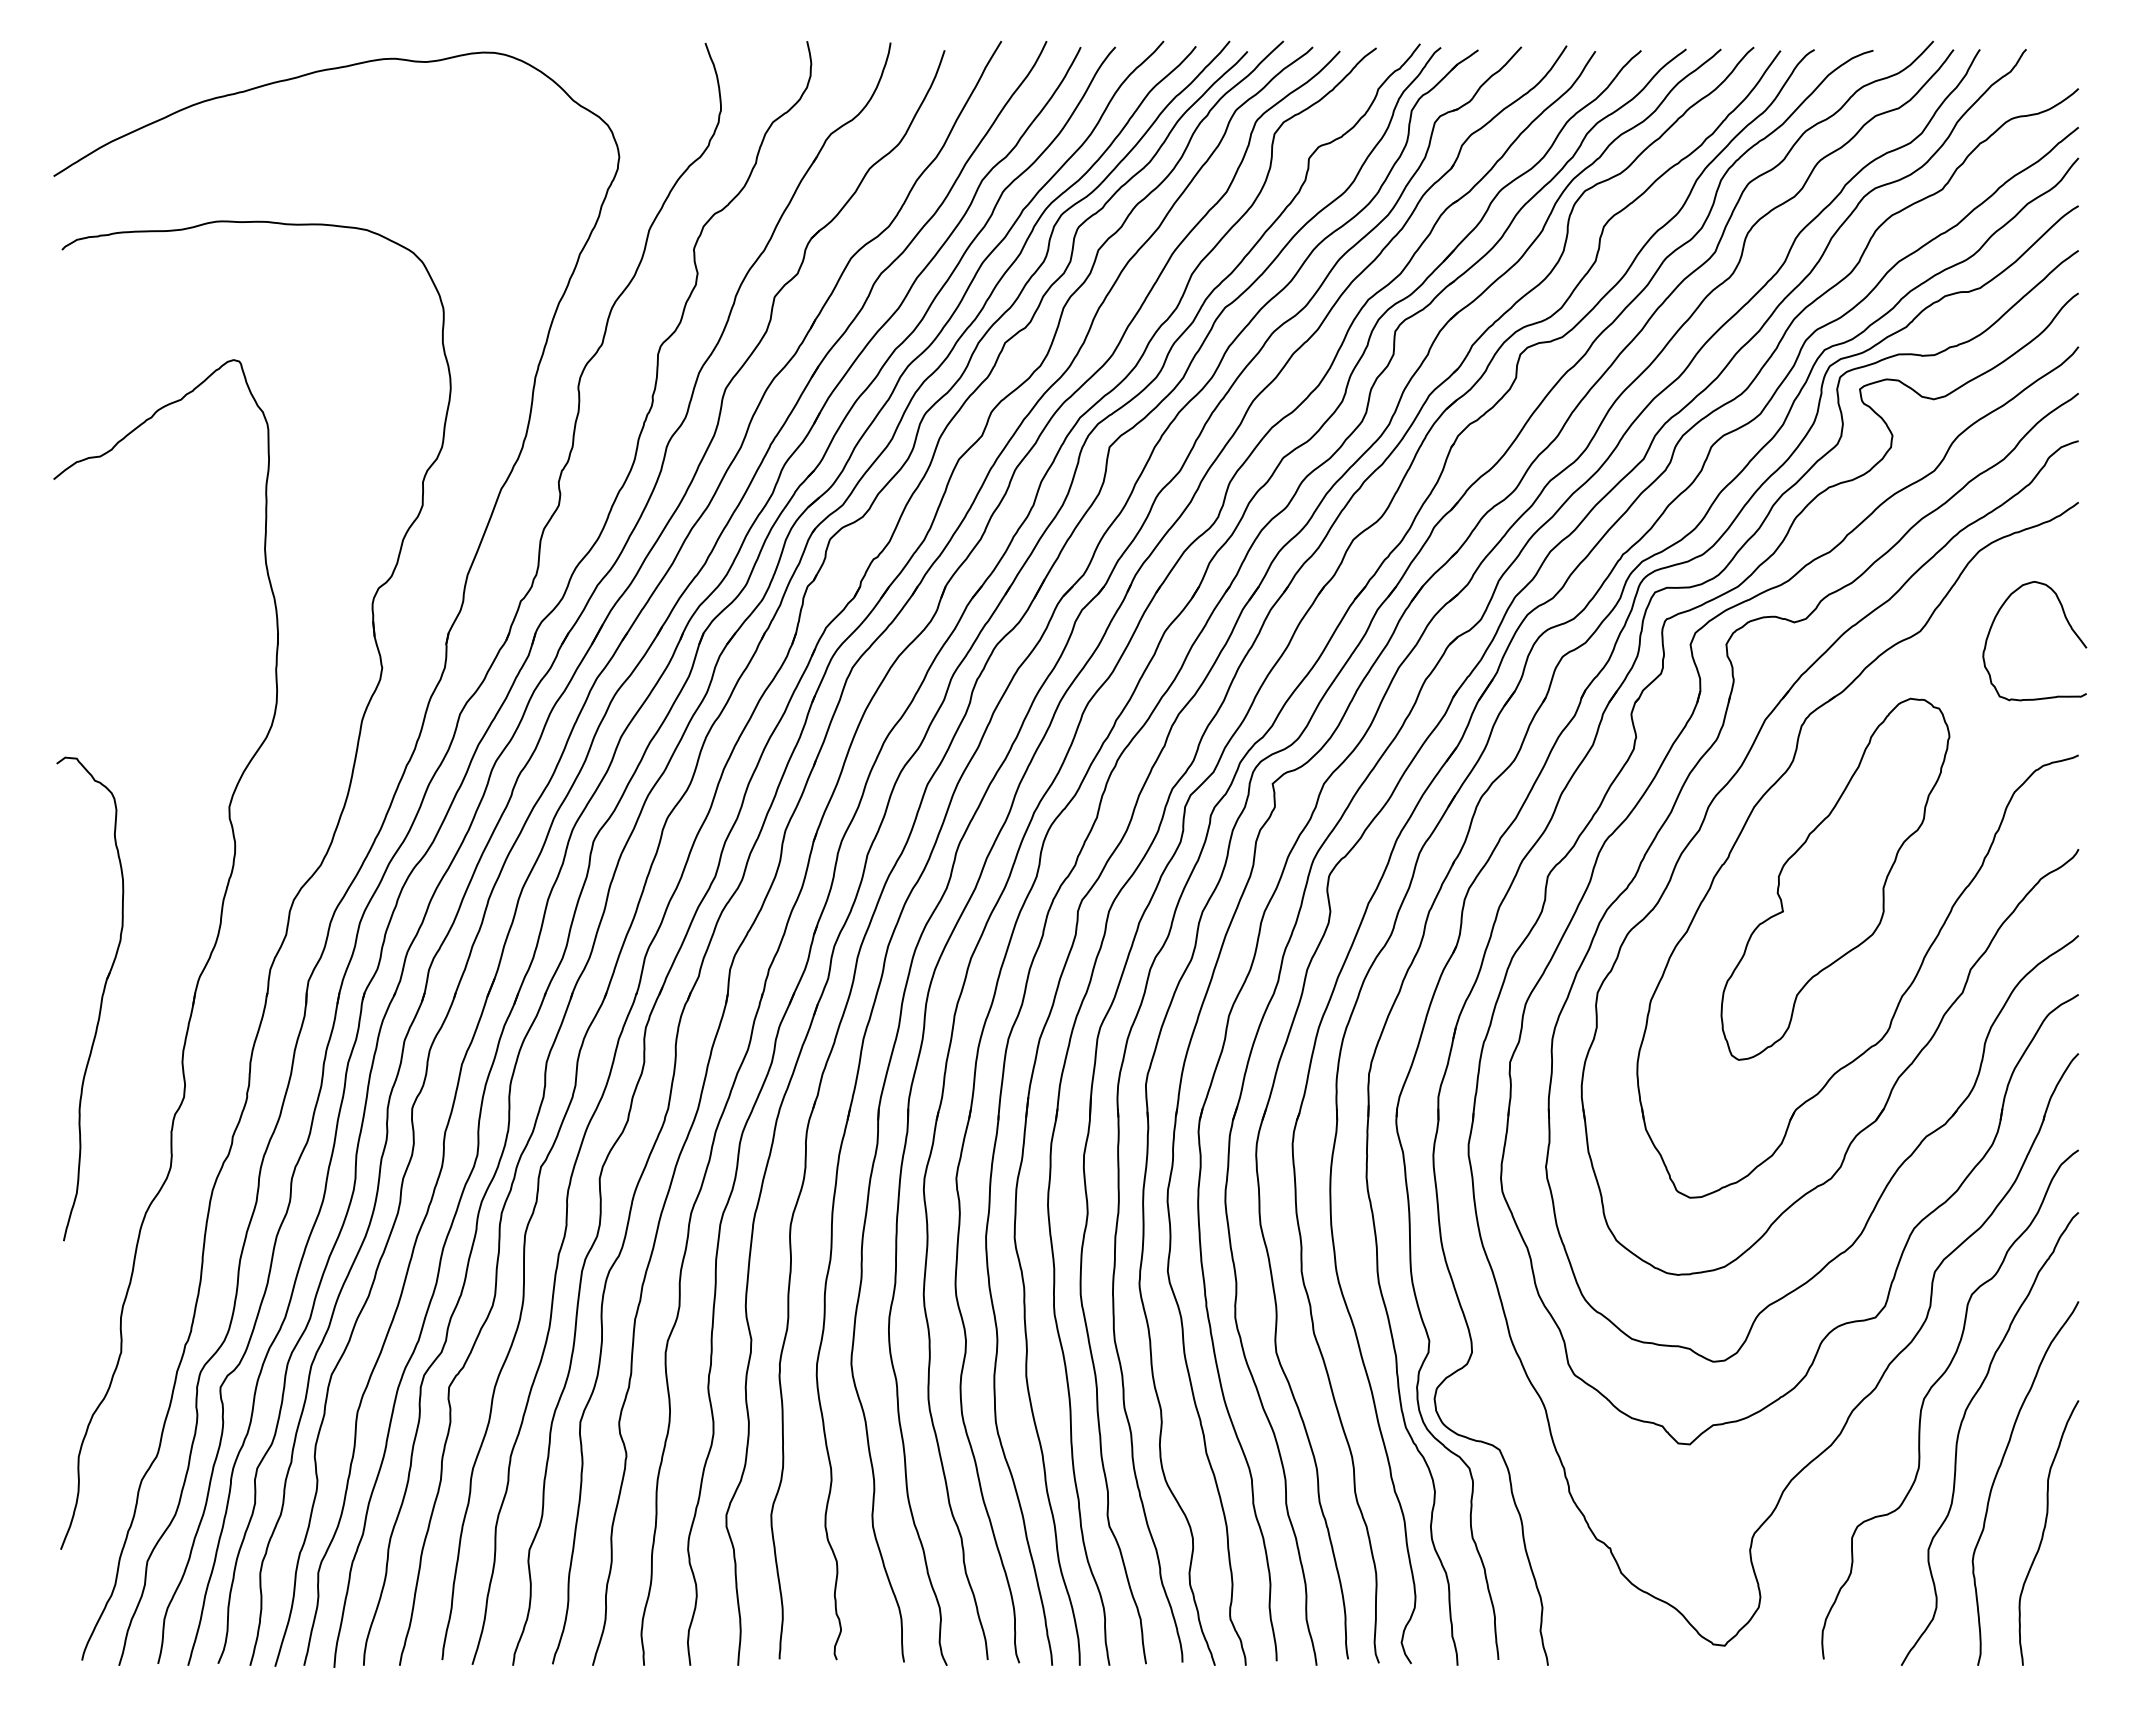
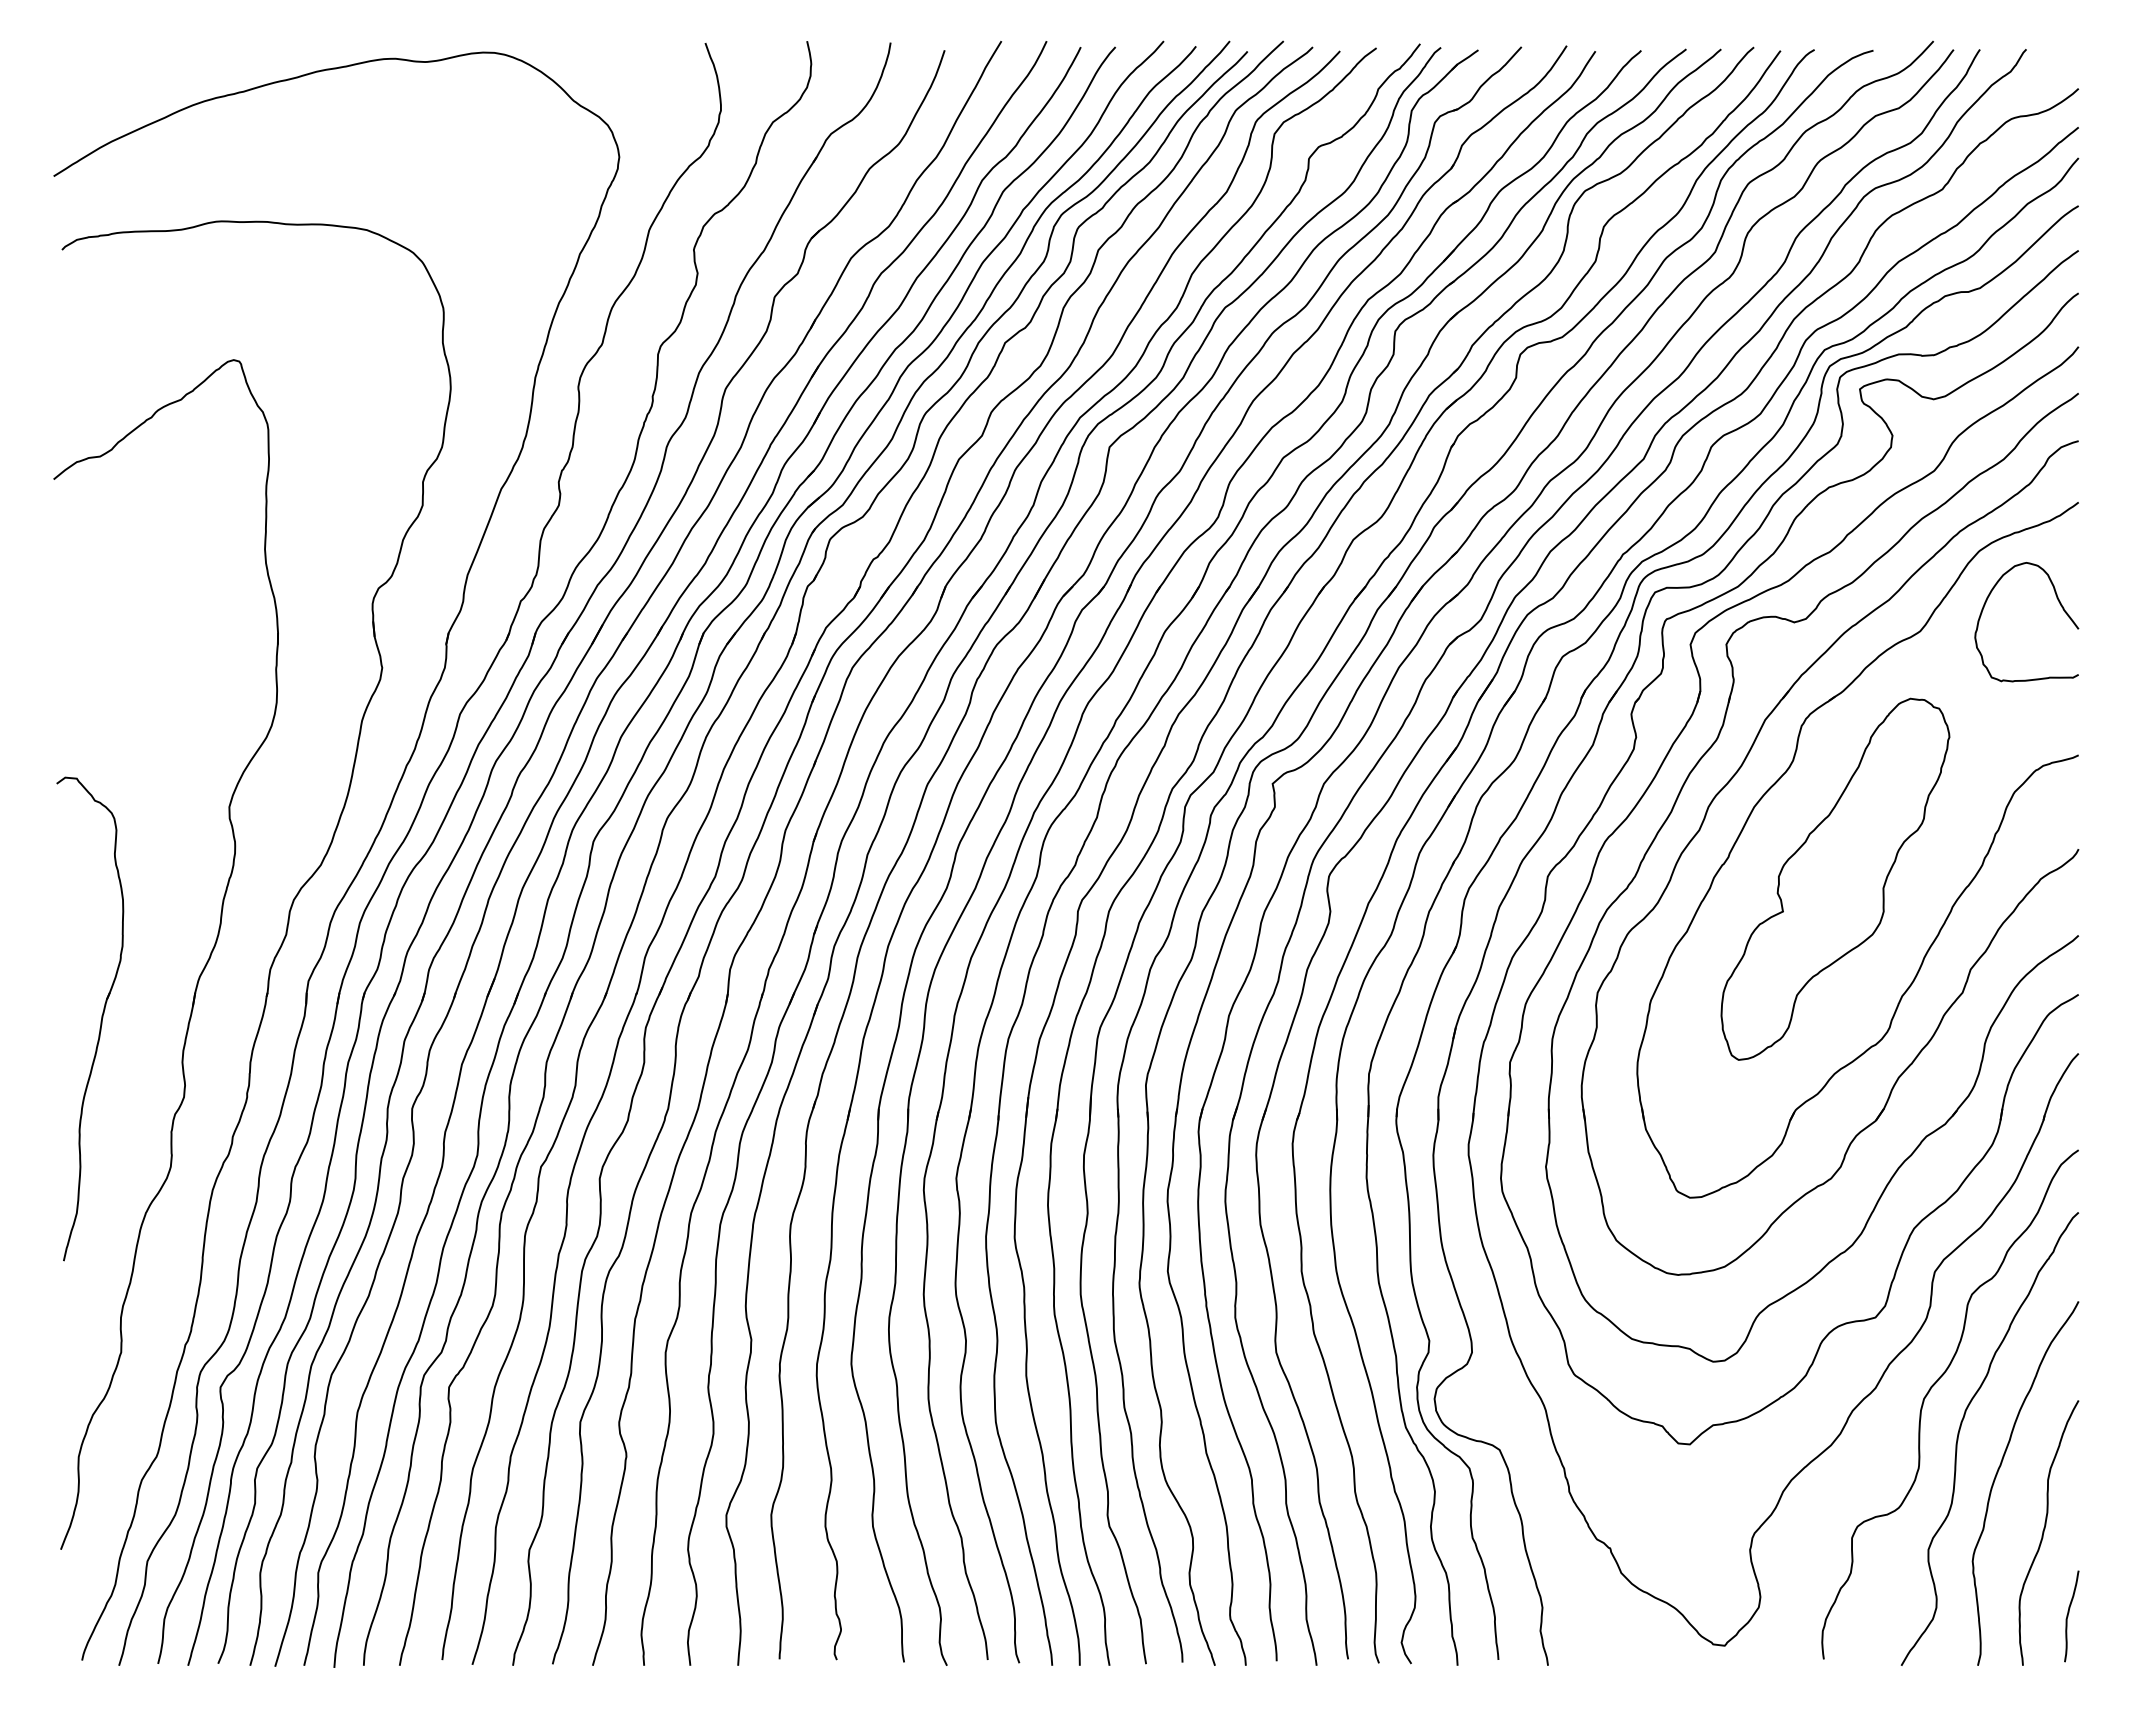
curve position: (2066, 621) -> (2058, 602) (2058, 602)
part position: (100, 1001) -> (100, 1021) (100, 1021)
curve: none -> present (2068, 1616)
